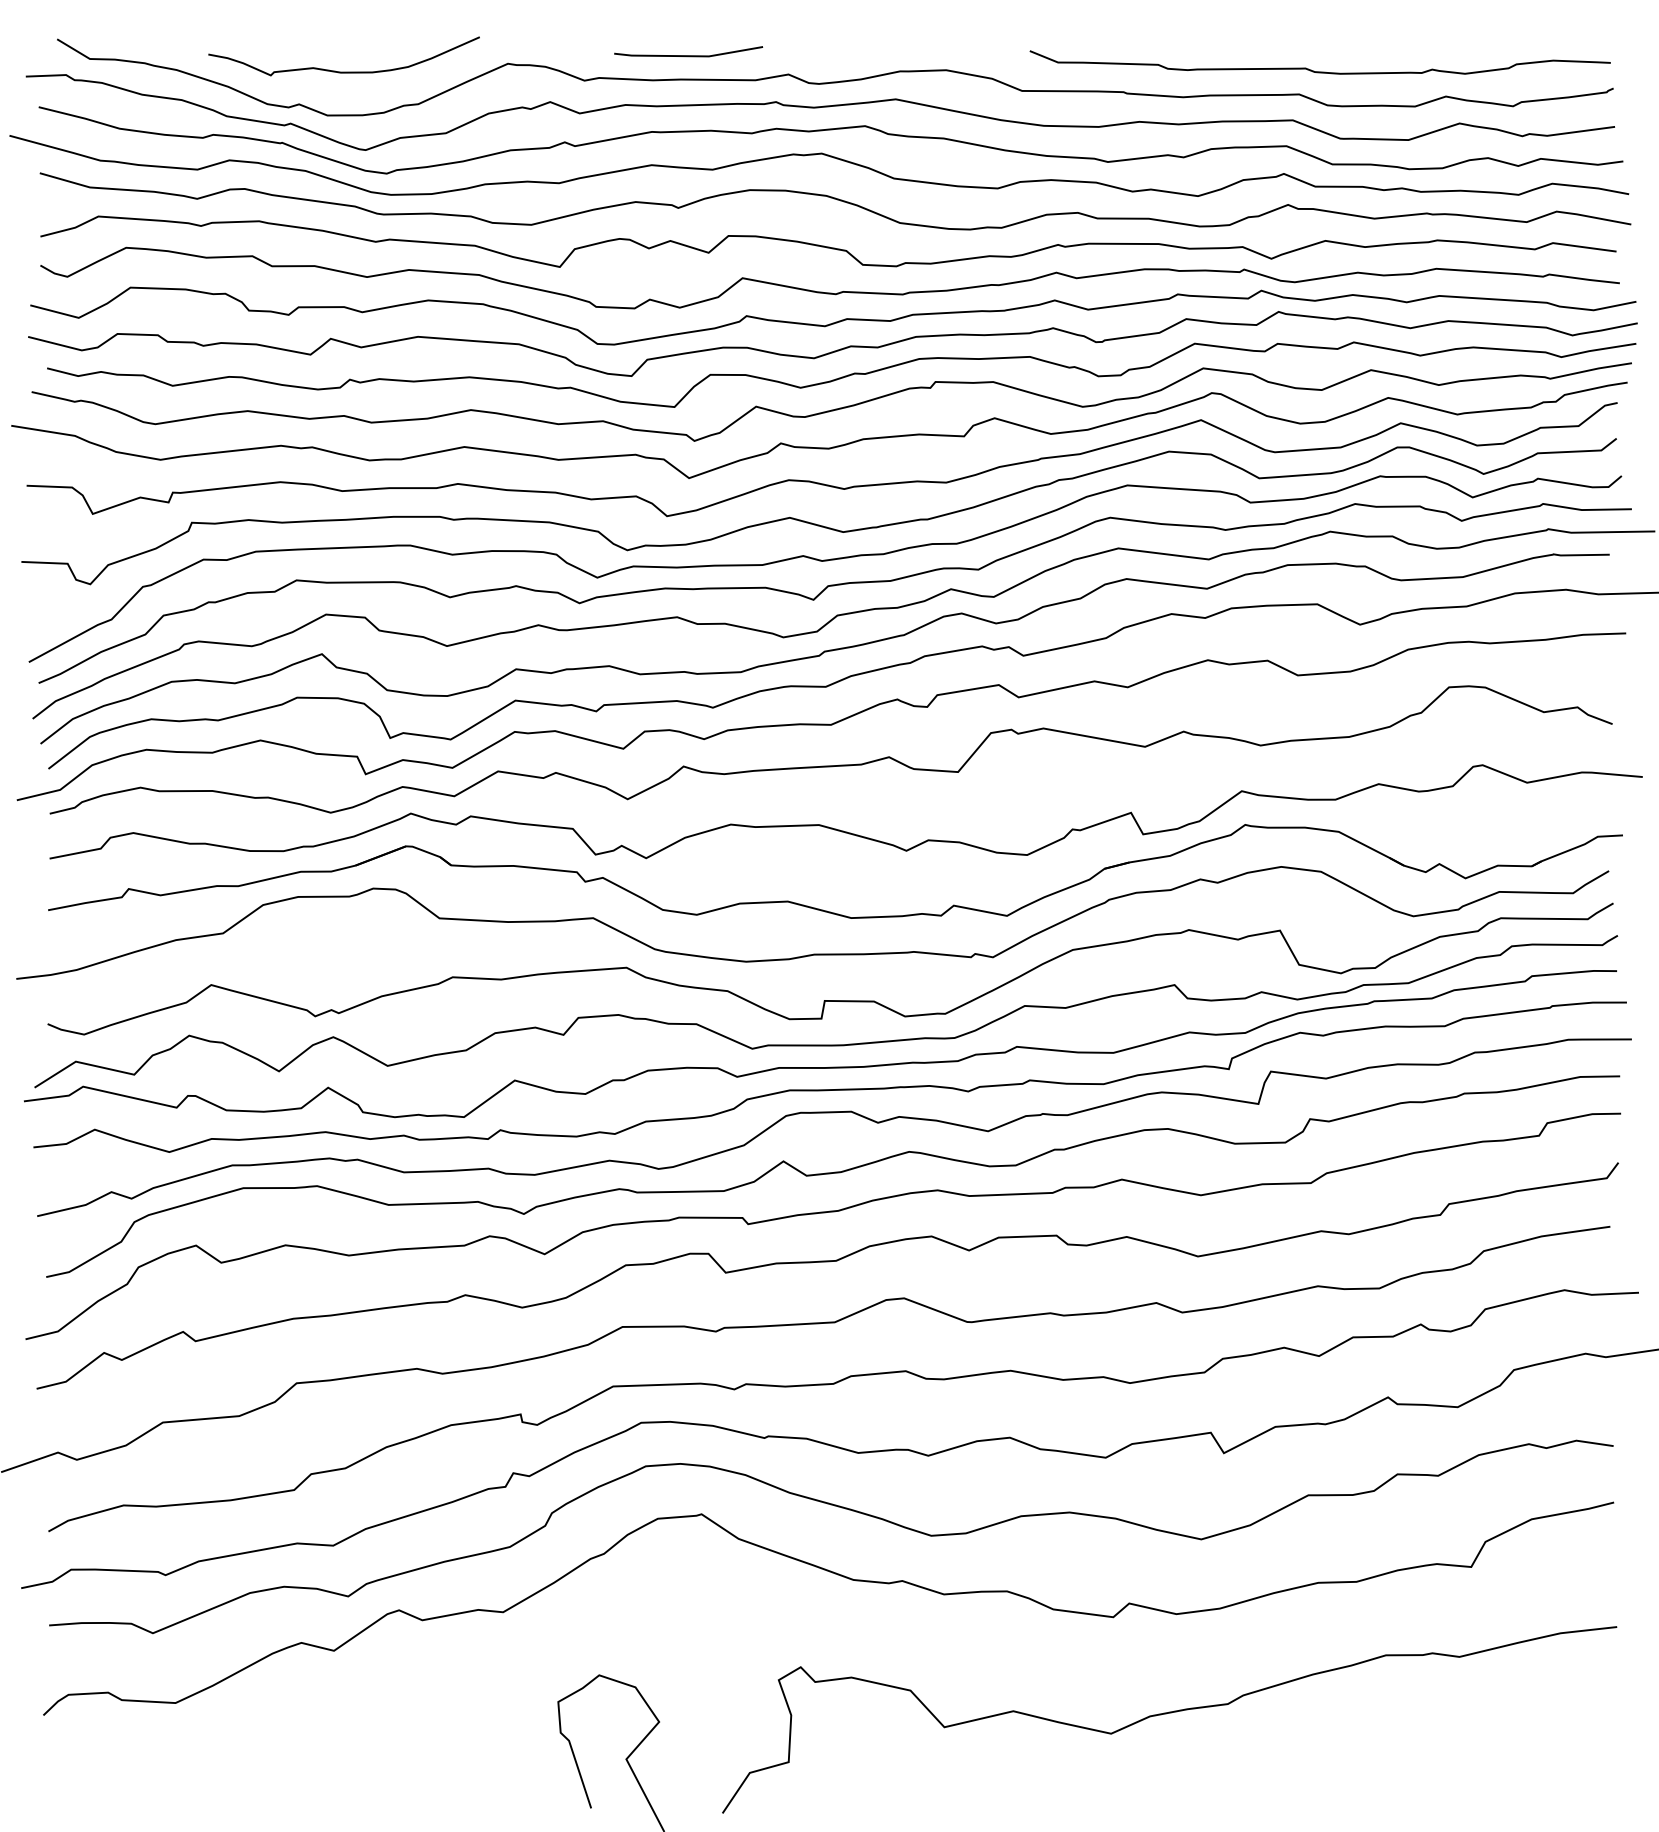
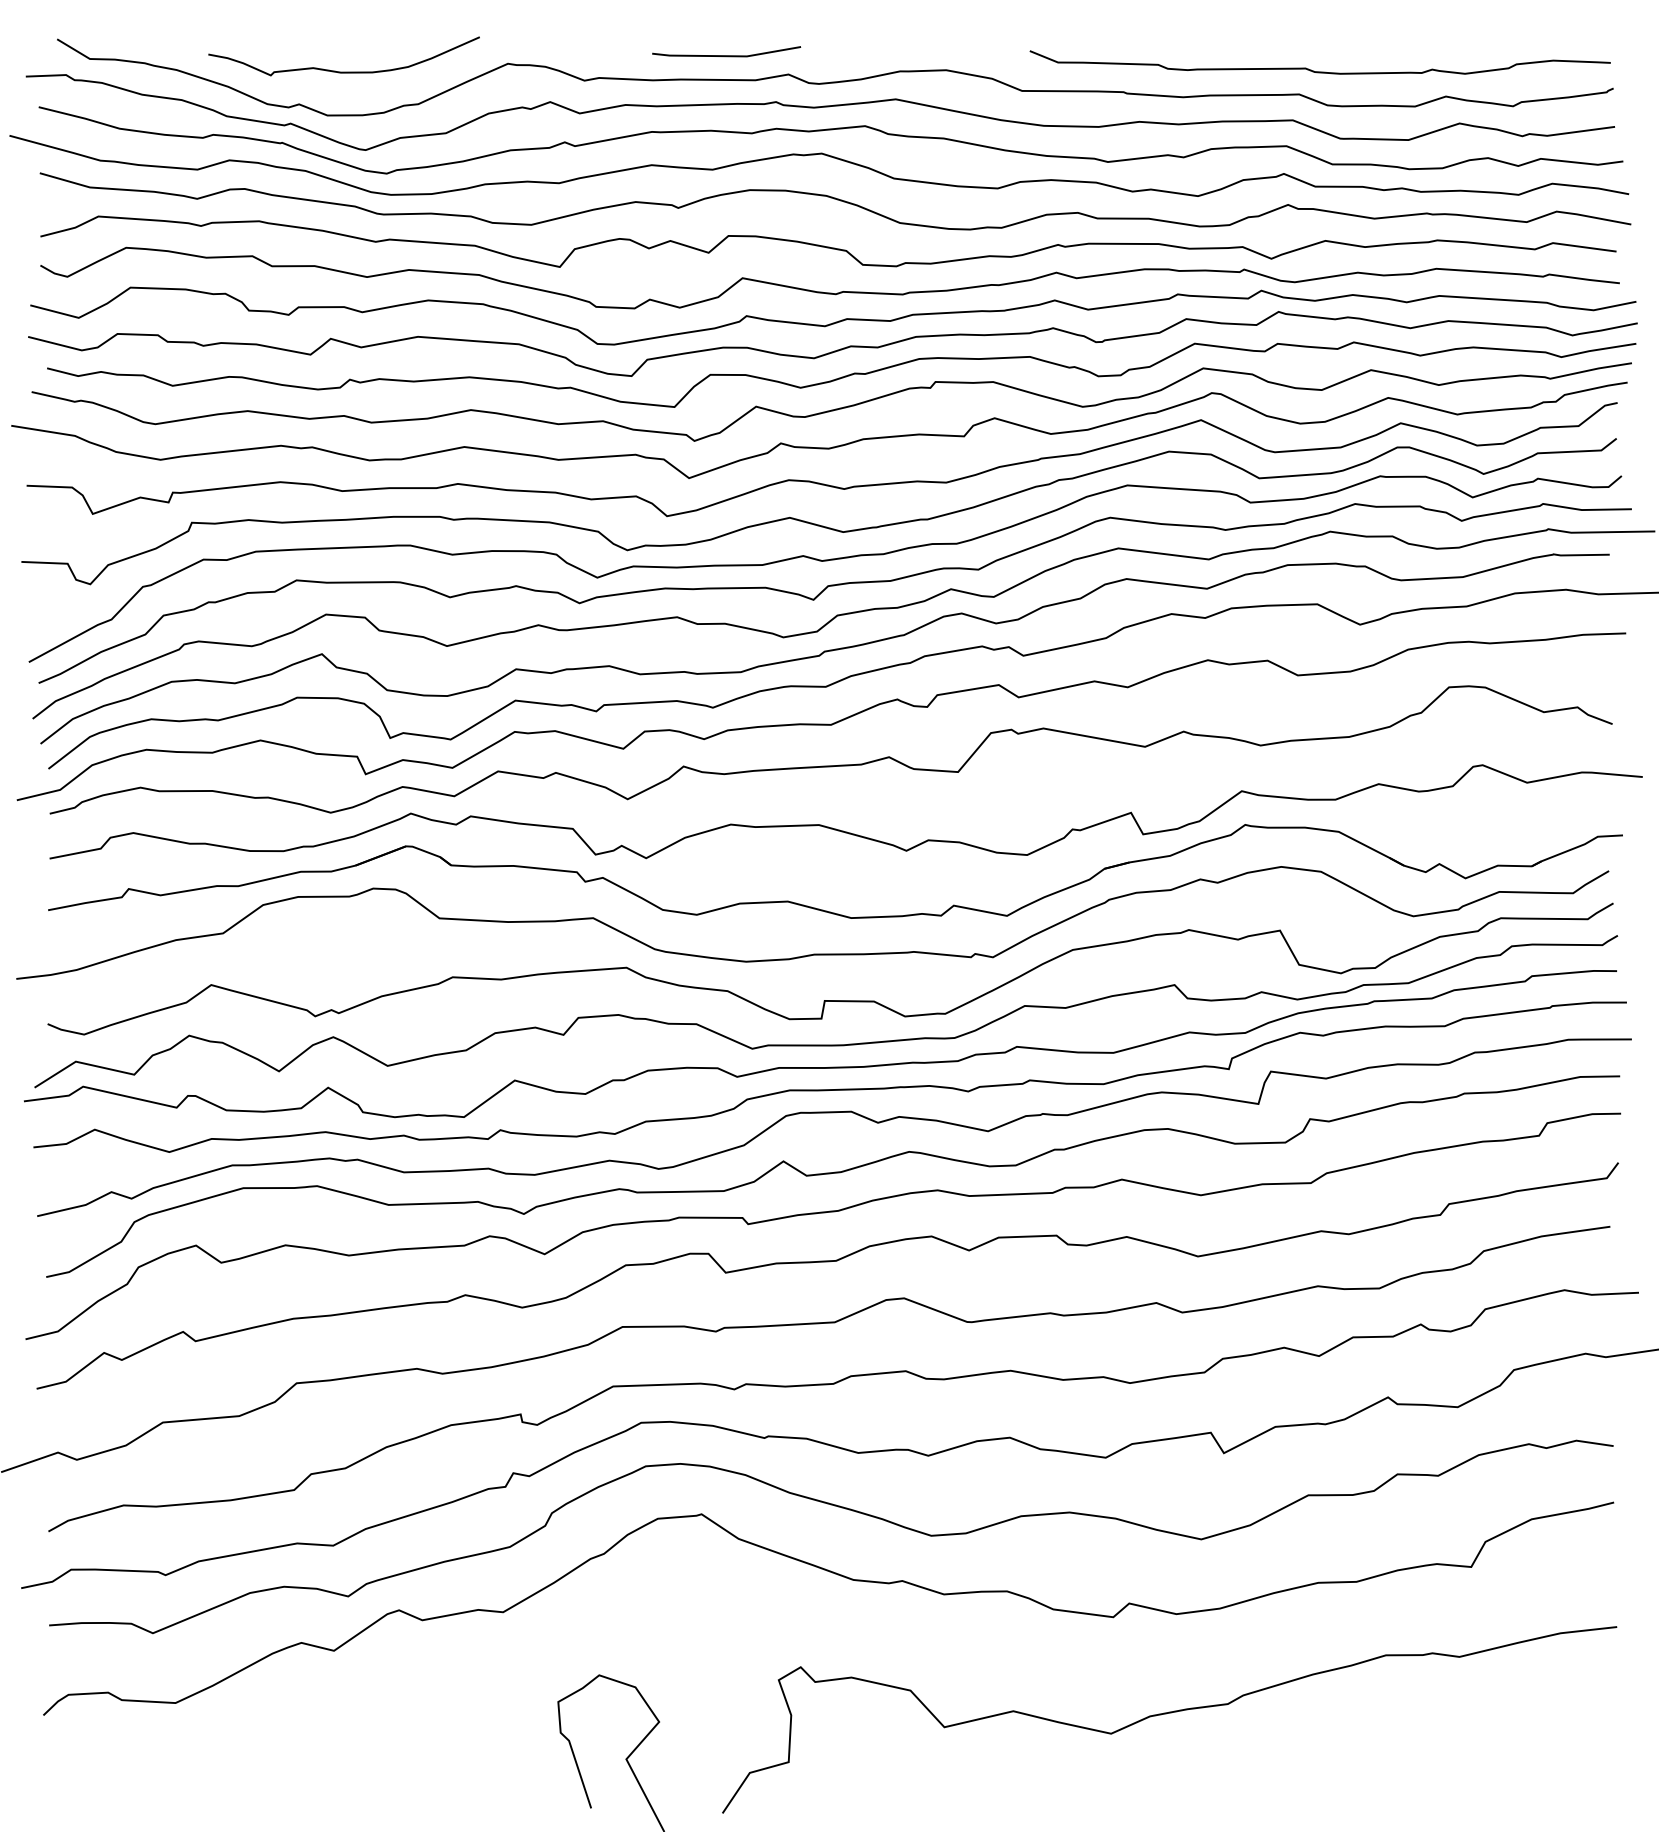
line position: (688, 55) -> (726, 55) (726, 55)
